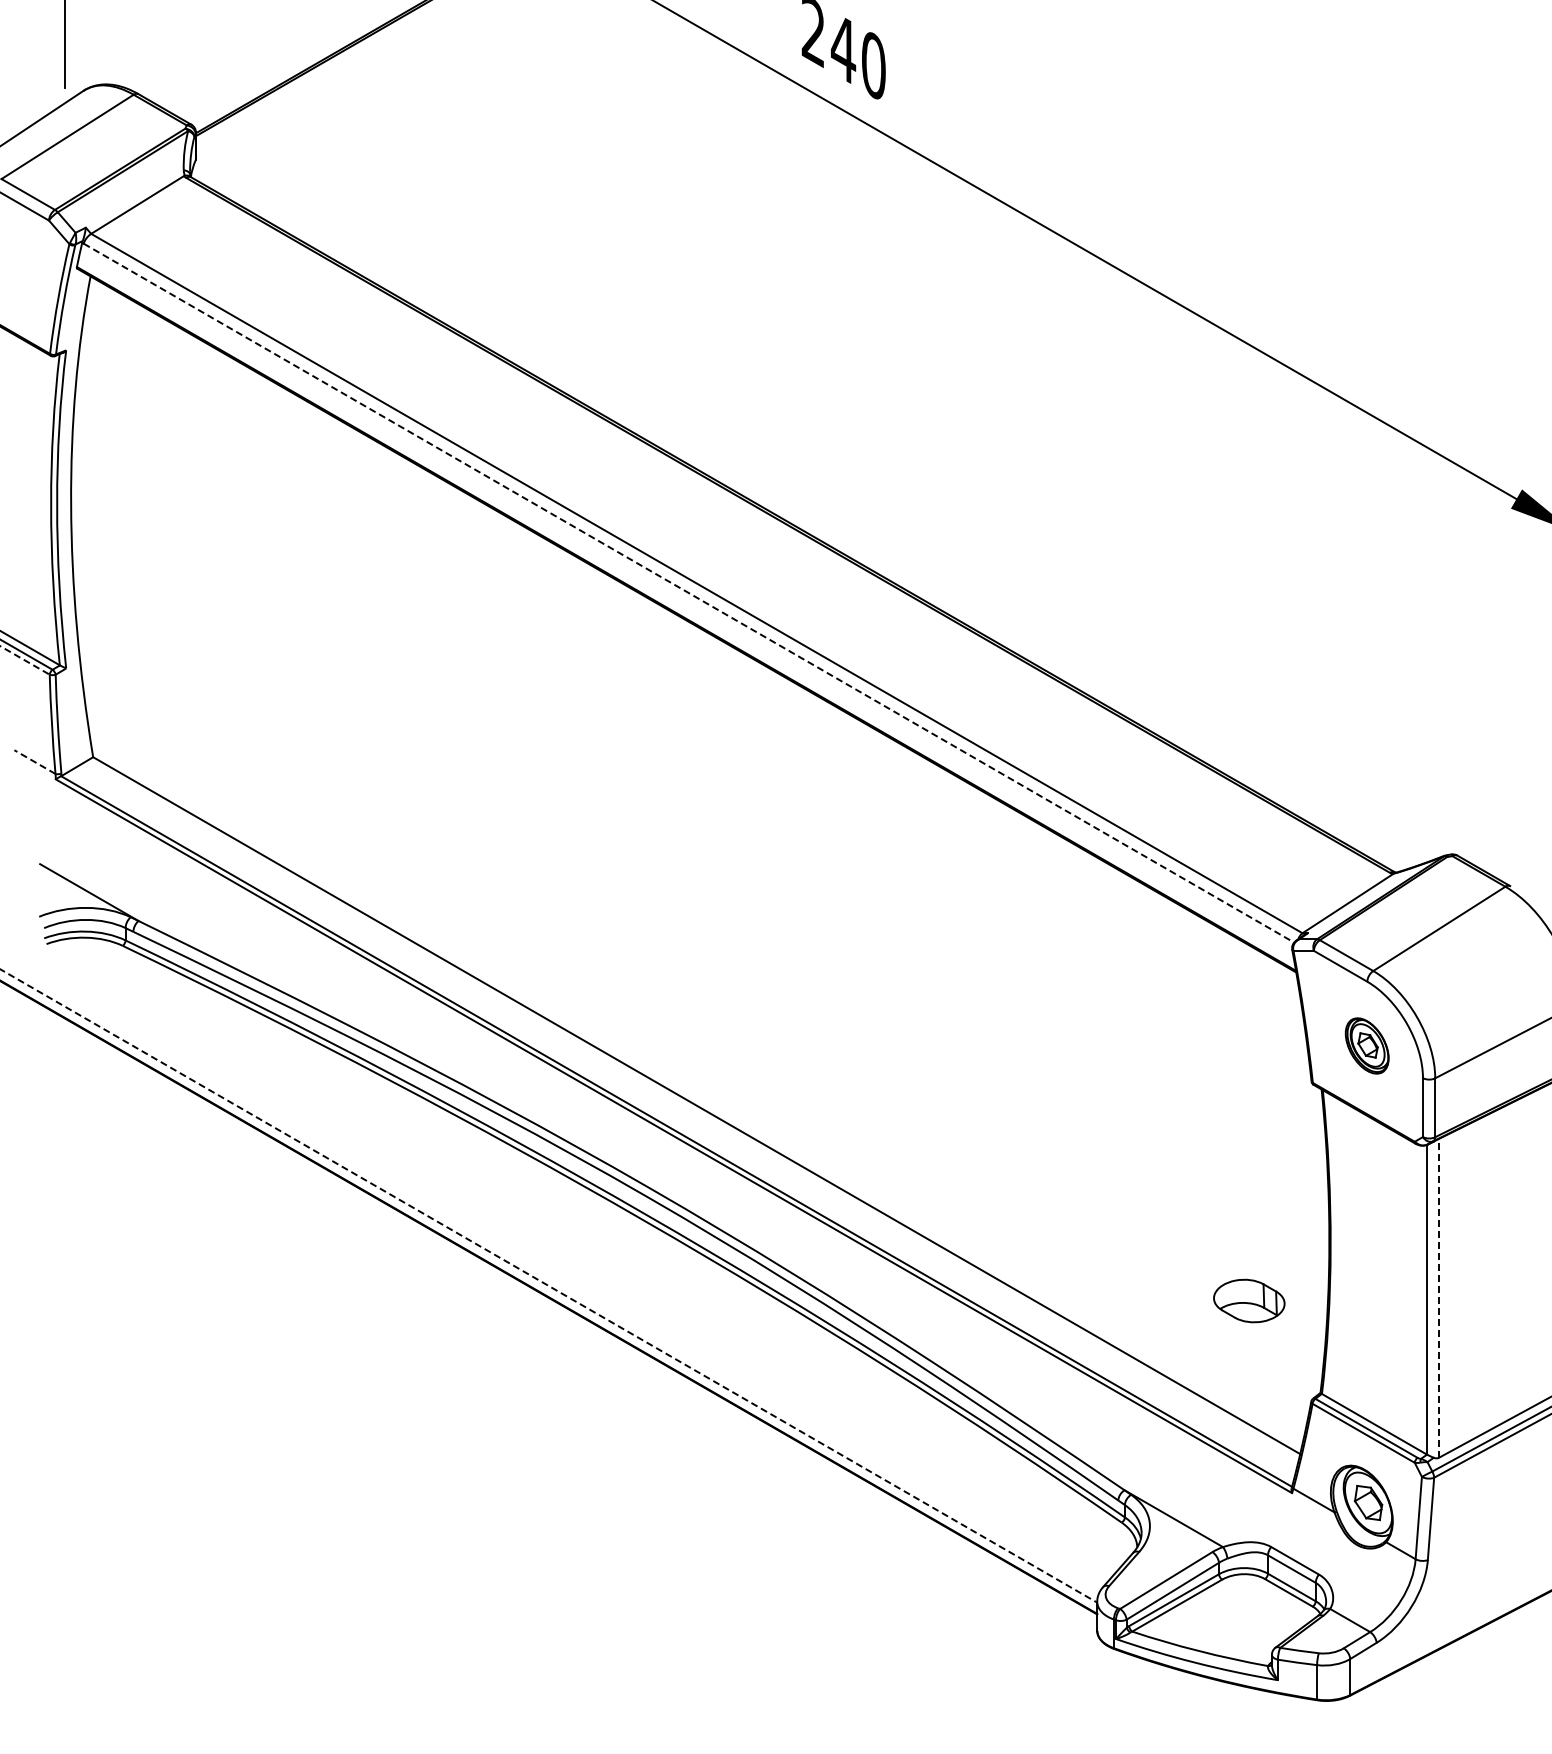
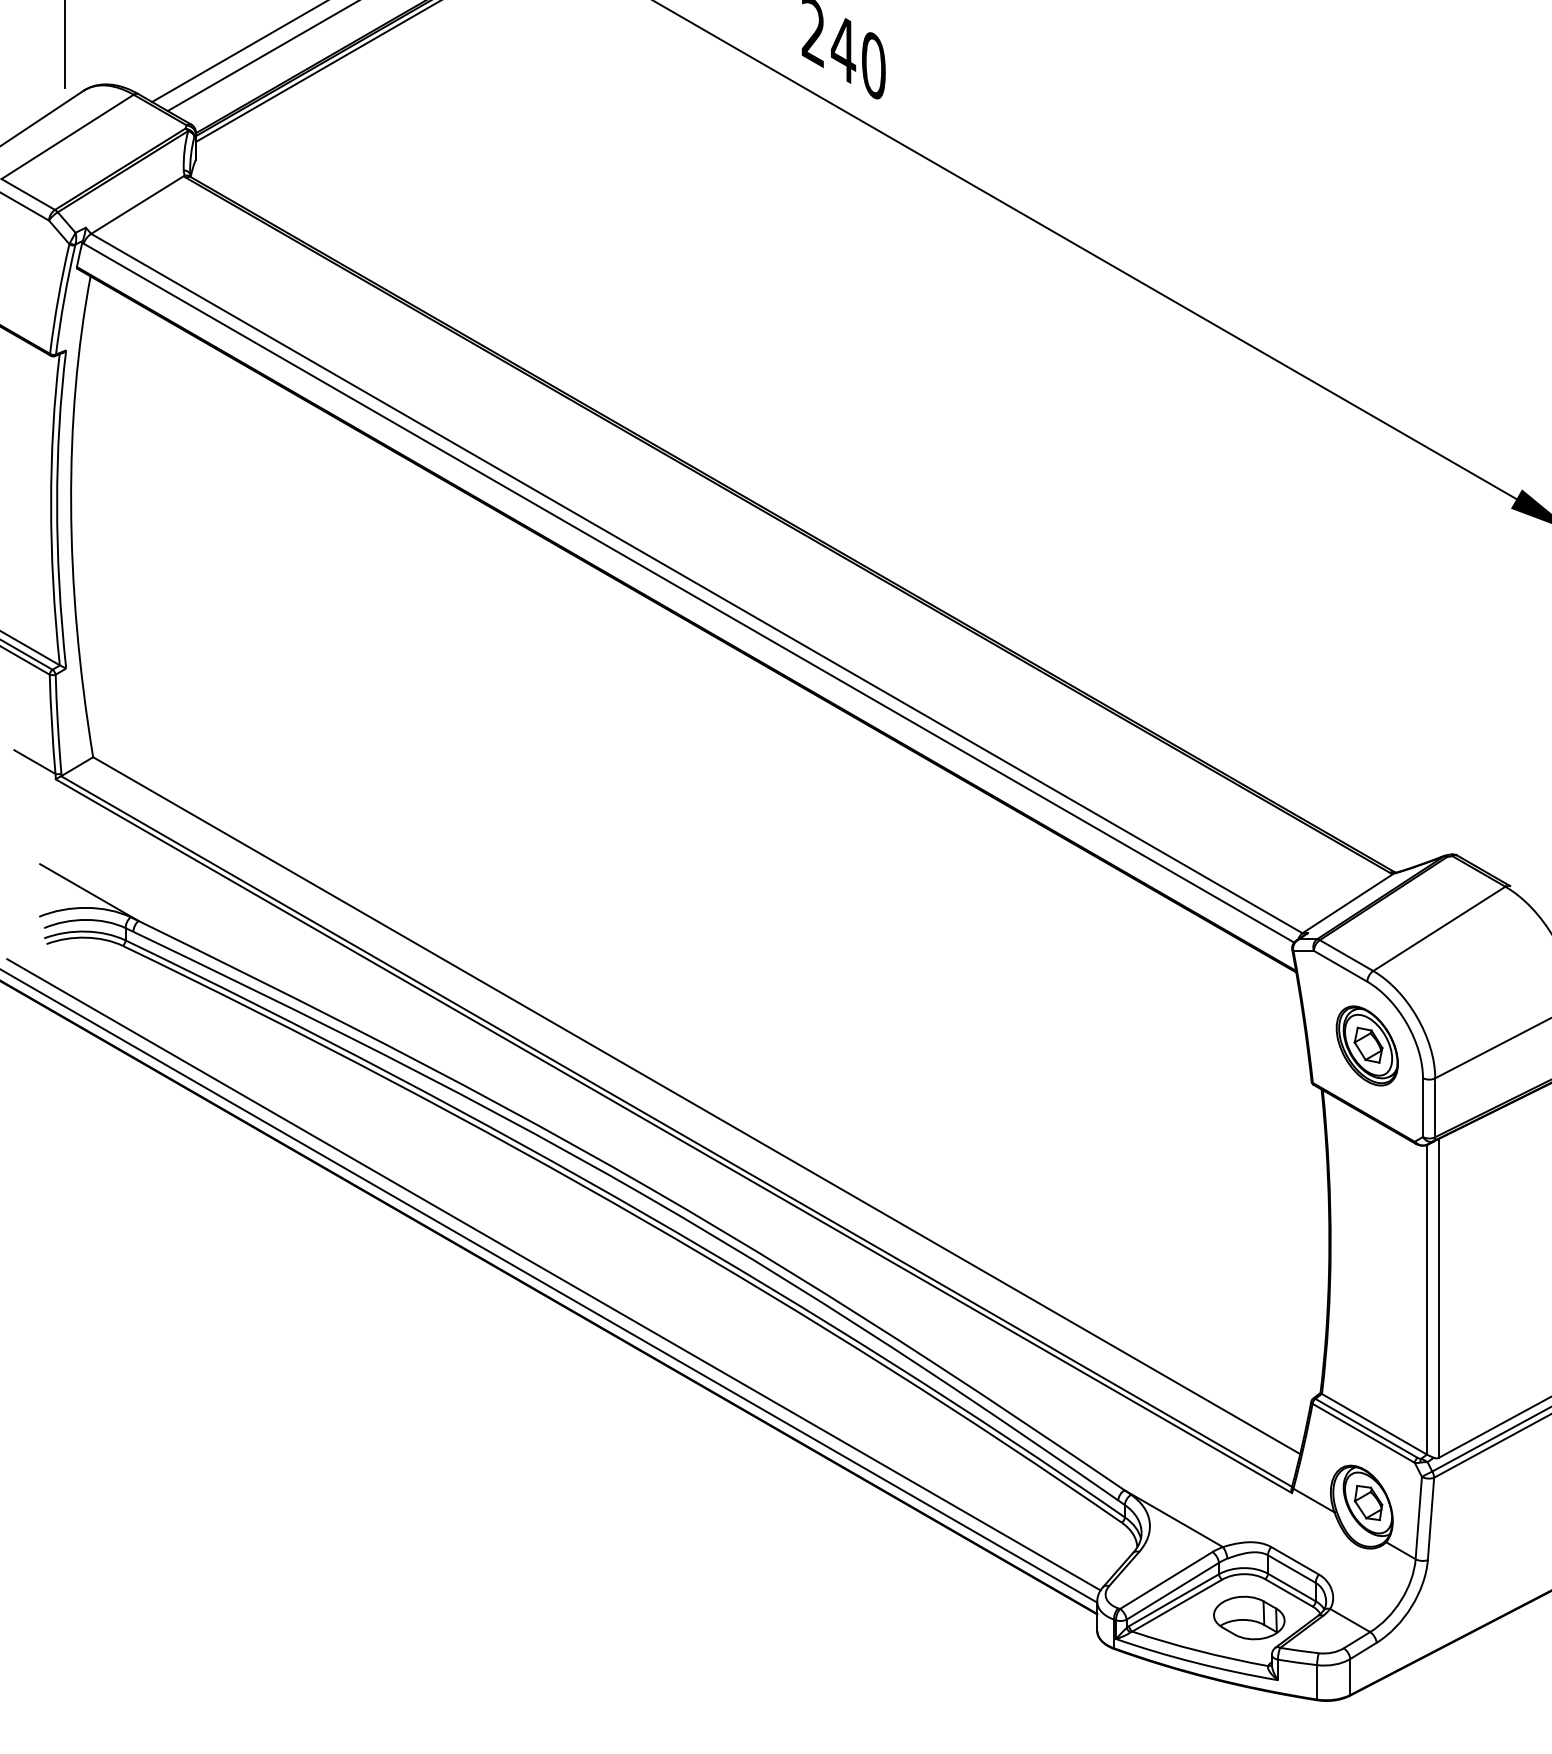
line: none -> present (238, 52)
line: none -> present (261, 56)
line: none -> present (316, 72)
line: dashed -> solid (689, 593)
line: dashed -> solid (25, 660)
line: dashed -> solid (34, 762)
part size: 46x58 px -> 64x82 px (1366, 1045)
line: none -> present (553, 1274)
line: dashed -> solid (549, 1286)
line: dashed -> solid (1438, 1297)
part position: (1249, 1300) -> (1249, 1617) (1249, 1617)
